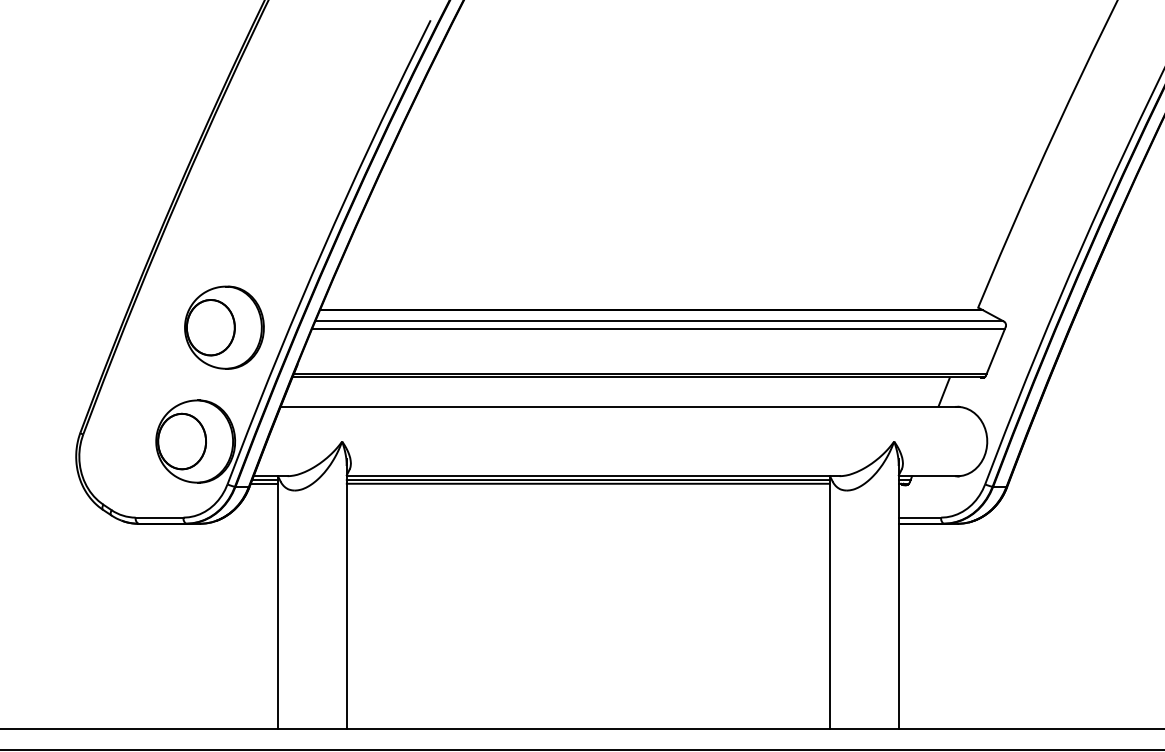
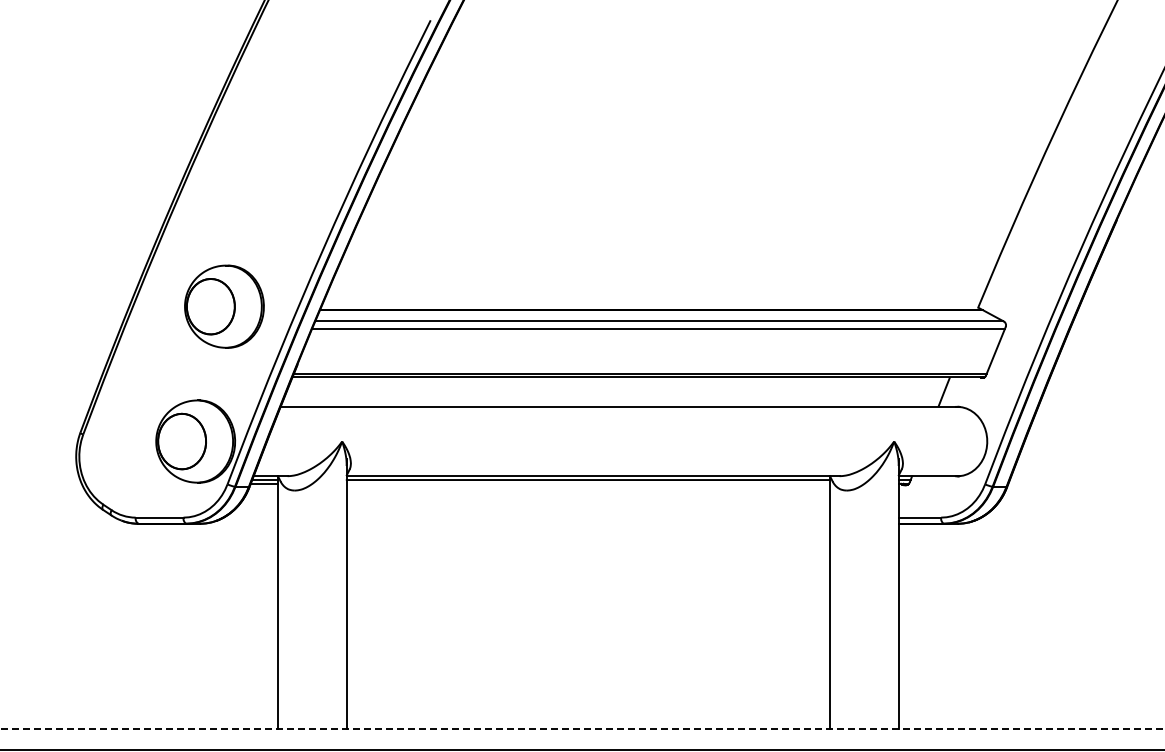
part position: (224, 327) -> (224, 306) (224, 306)
line: present -> none (587, 483)
line: solid -> dashed (582, 729)
